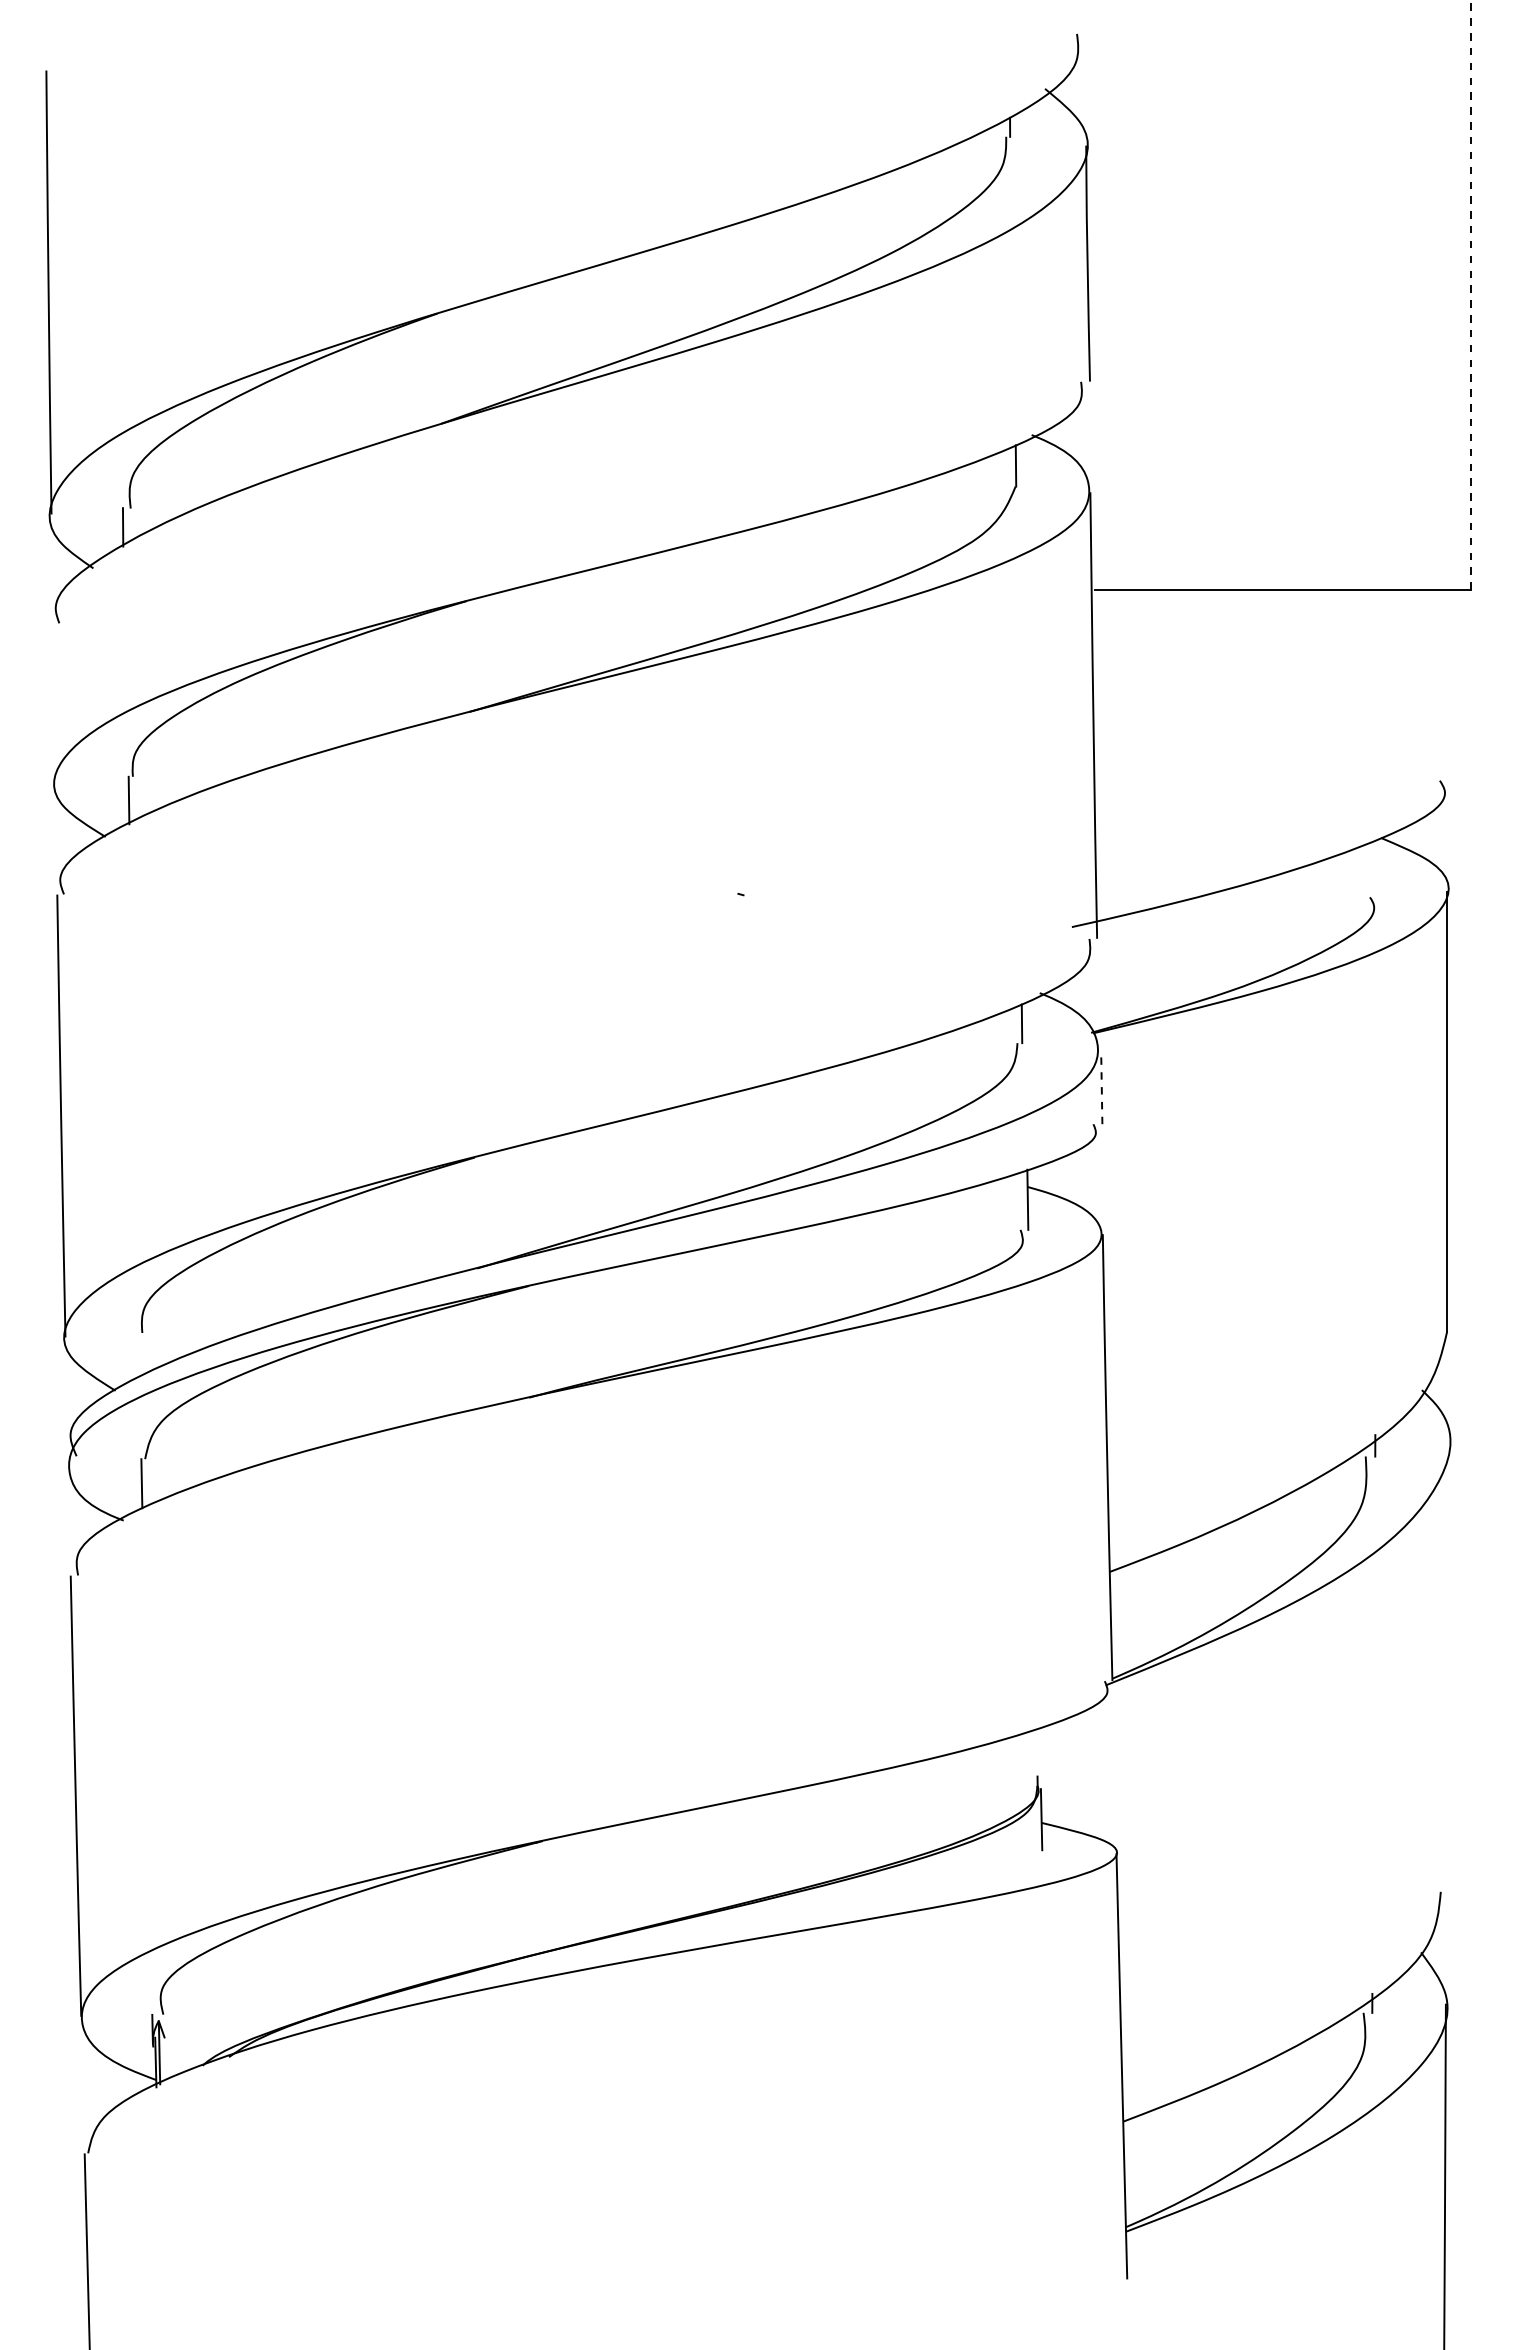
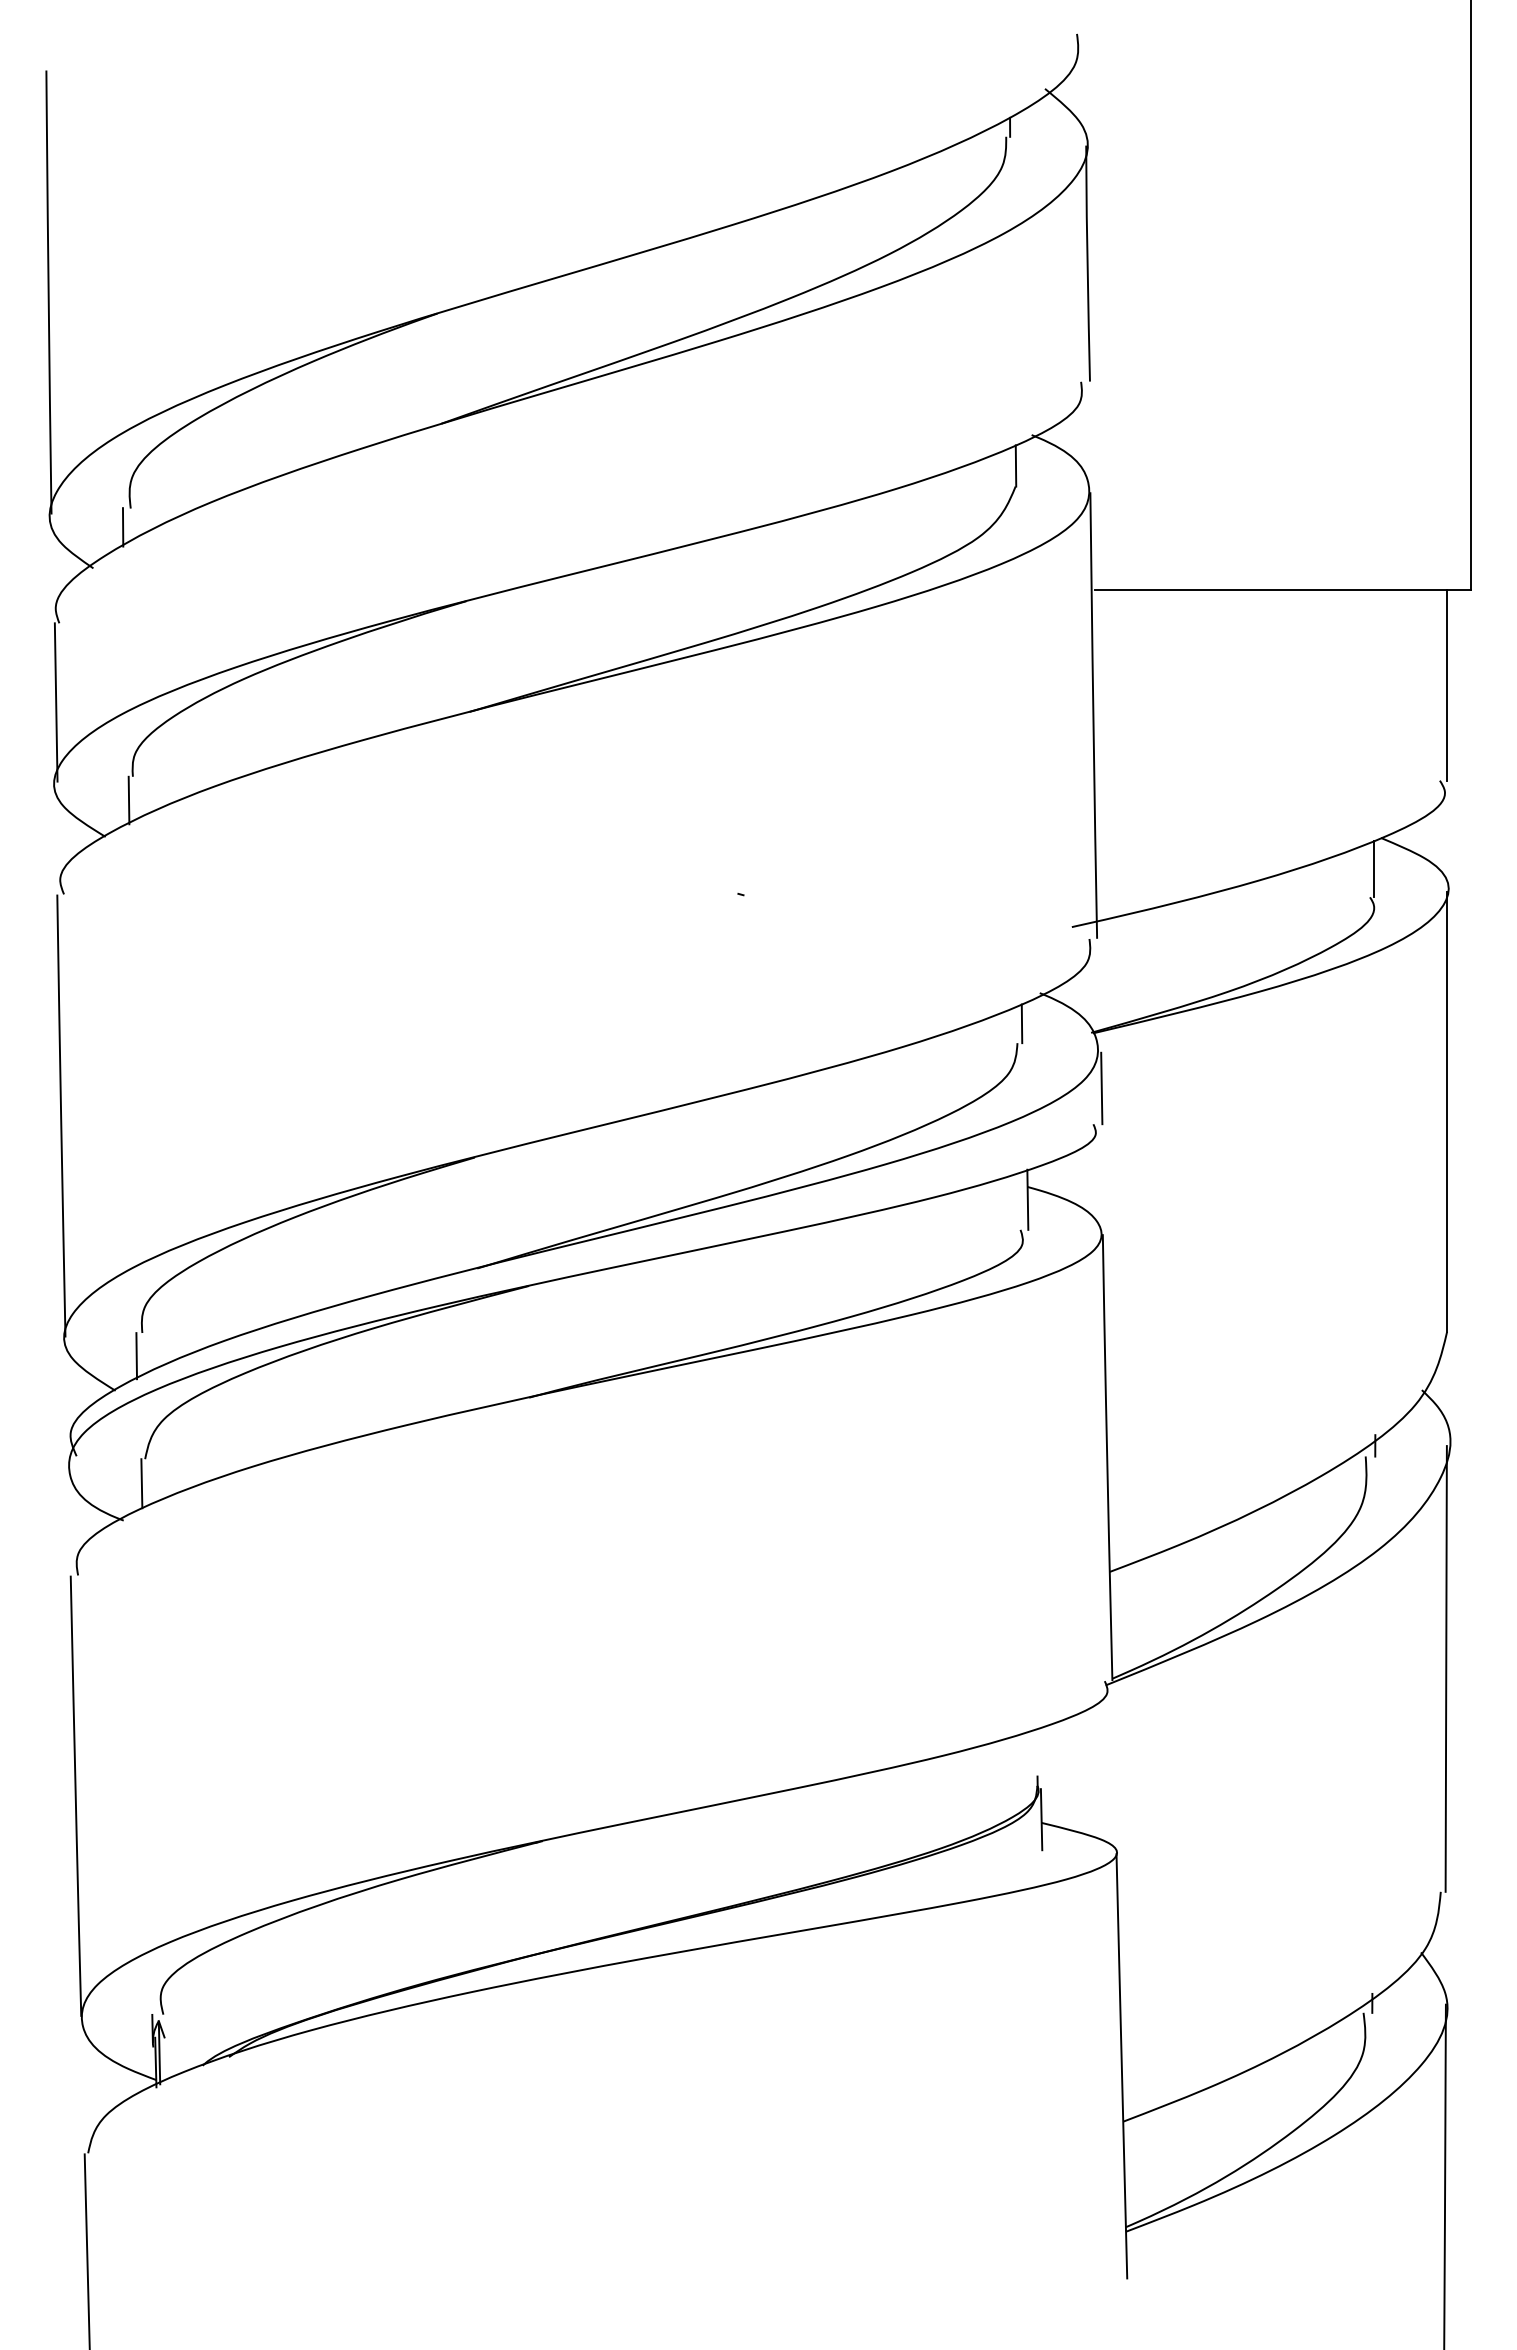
line: dashed -> solid (1471, 294)
line: none -> present (1447, 684)
line: none -> present (55, 702)
line: none -> present (1373, 868)
line: dashed -> solid (1101, 1088)
line: none -> present (136, 1356)
line: none -> present (1445, 1668)
